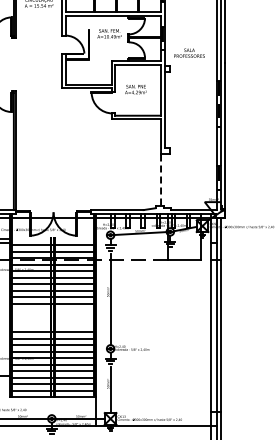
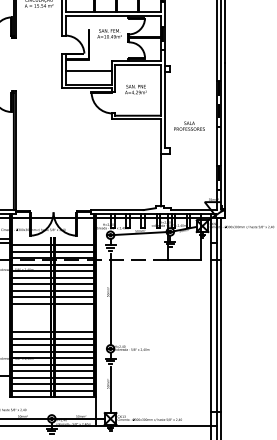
text position: (189, 52) -> (189, 125) (189, 125)
line: none -> present (88, 70)
line: dashed -> solid (161, 180)
